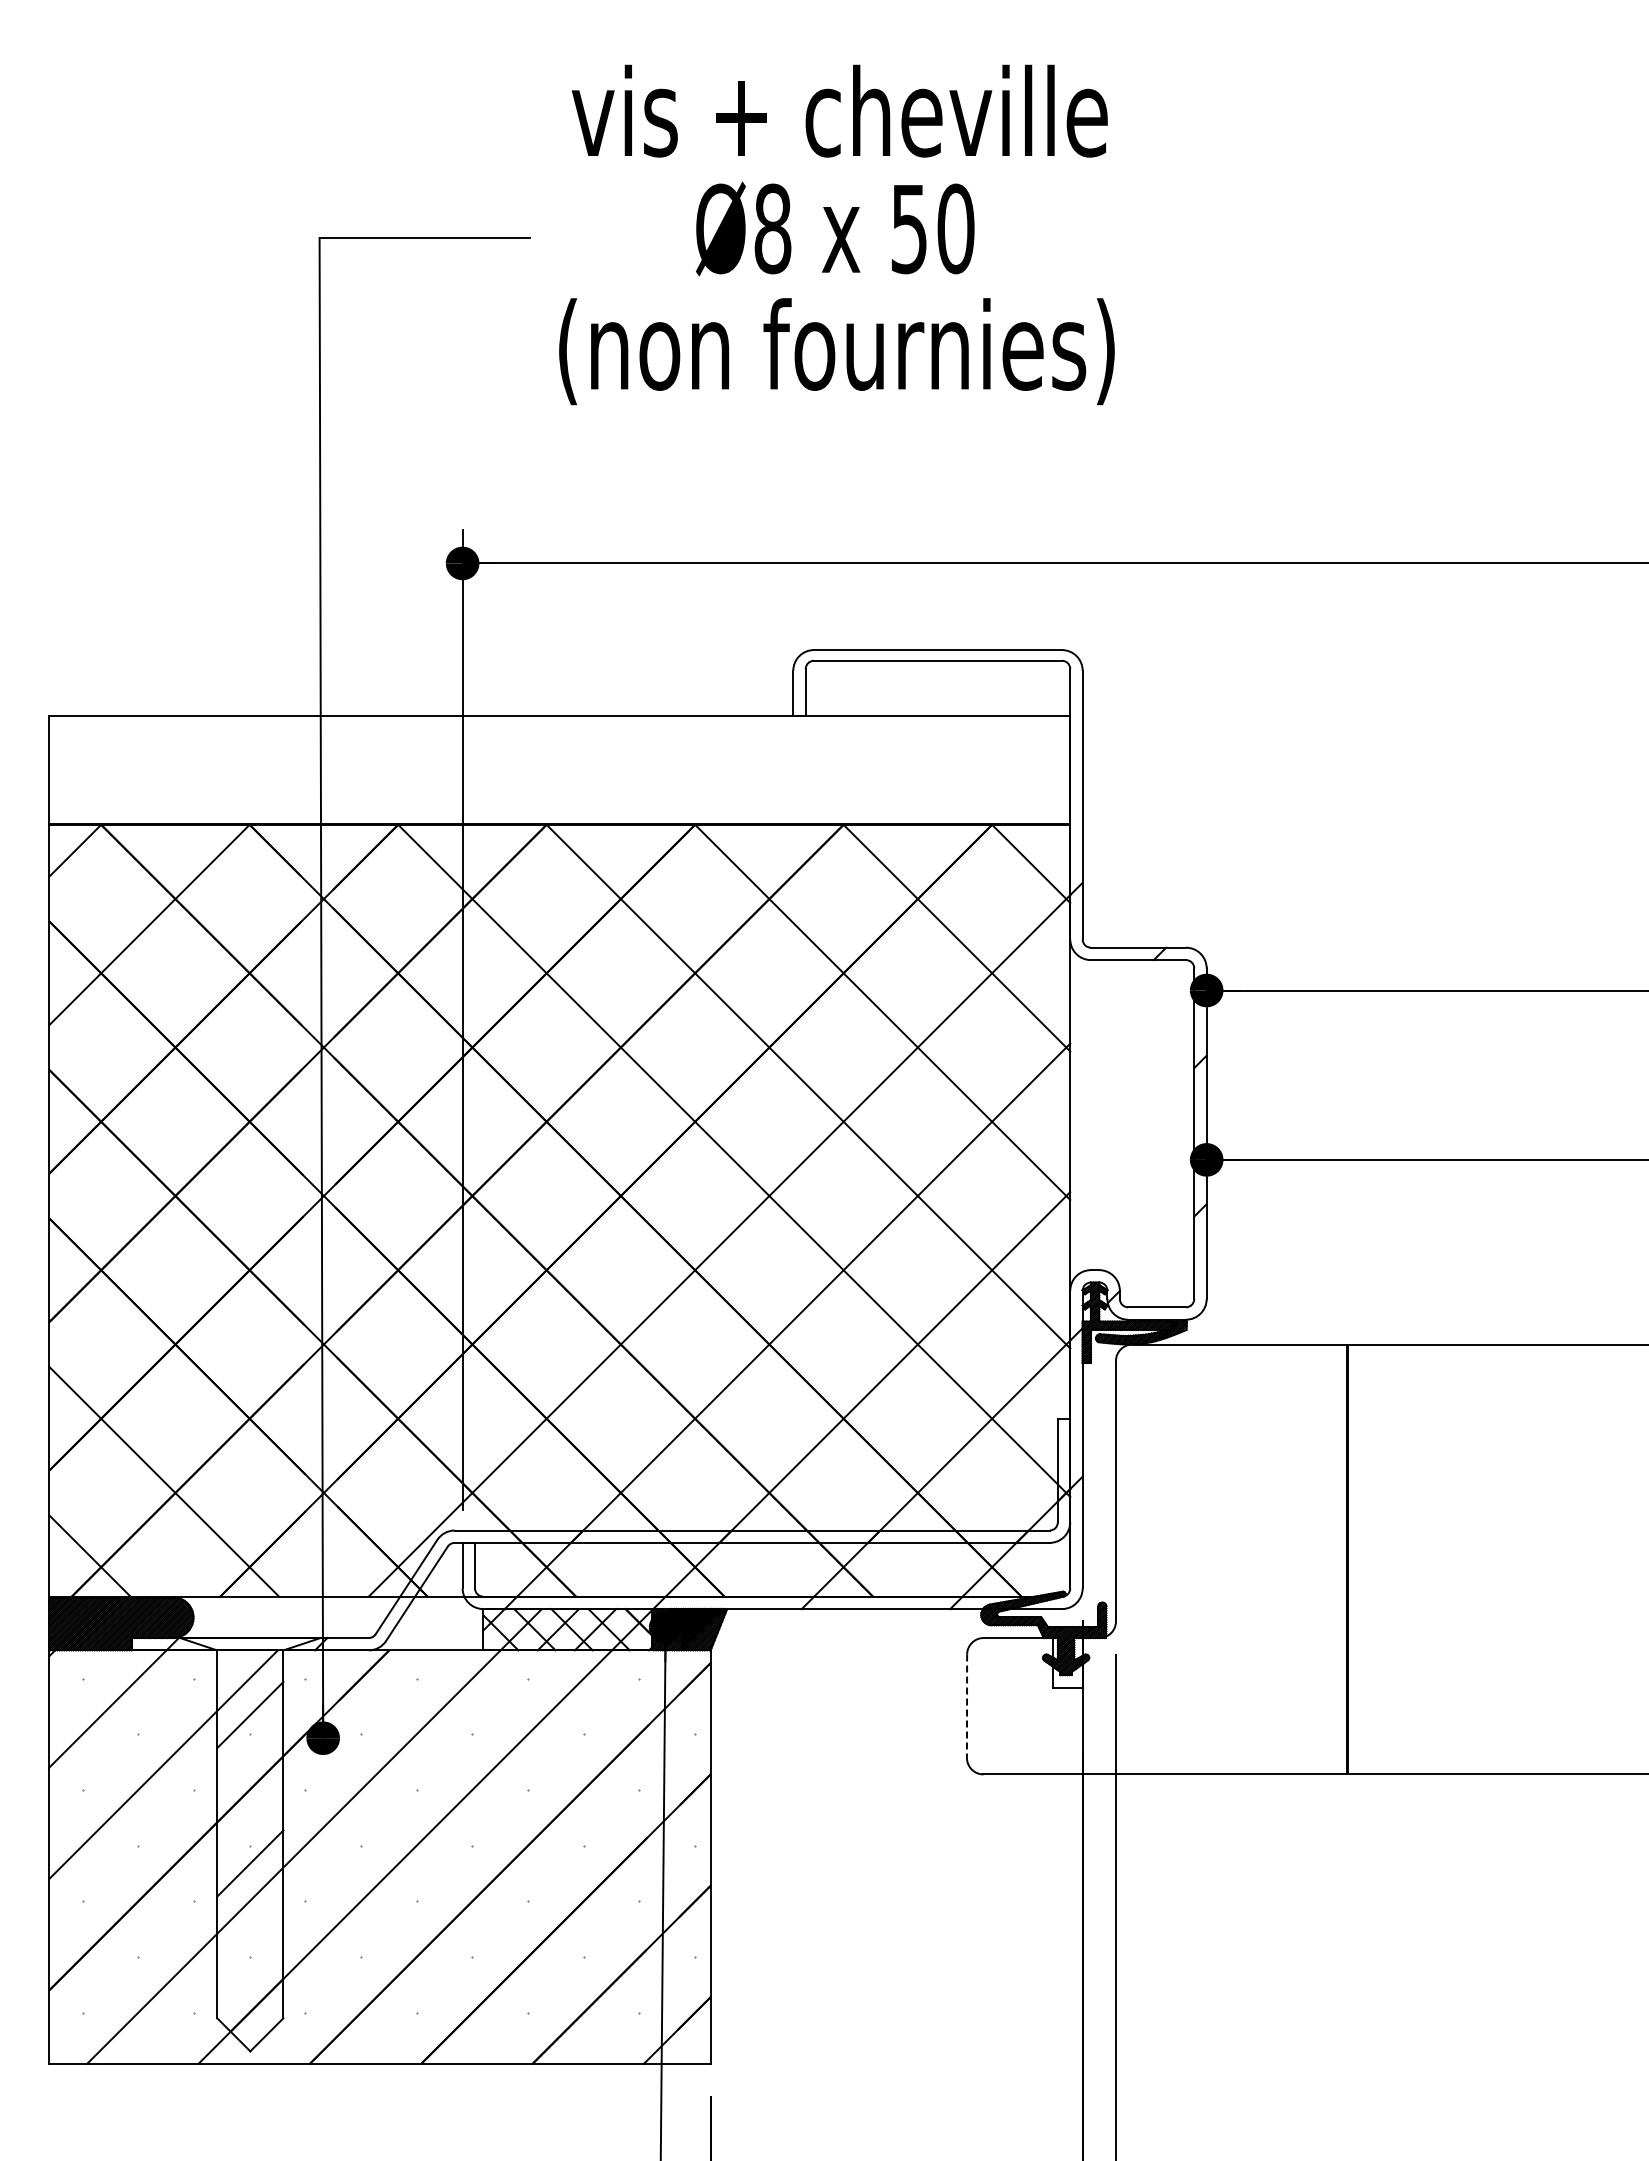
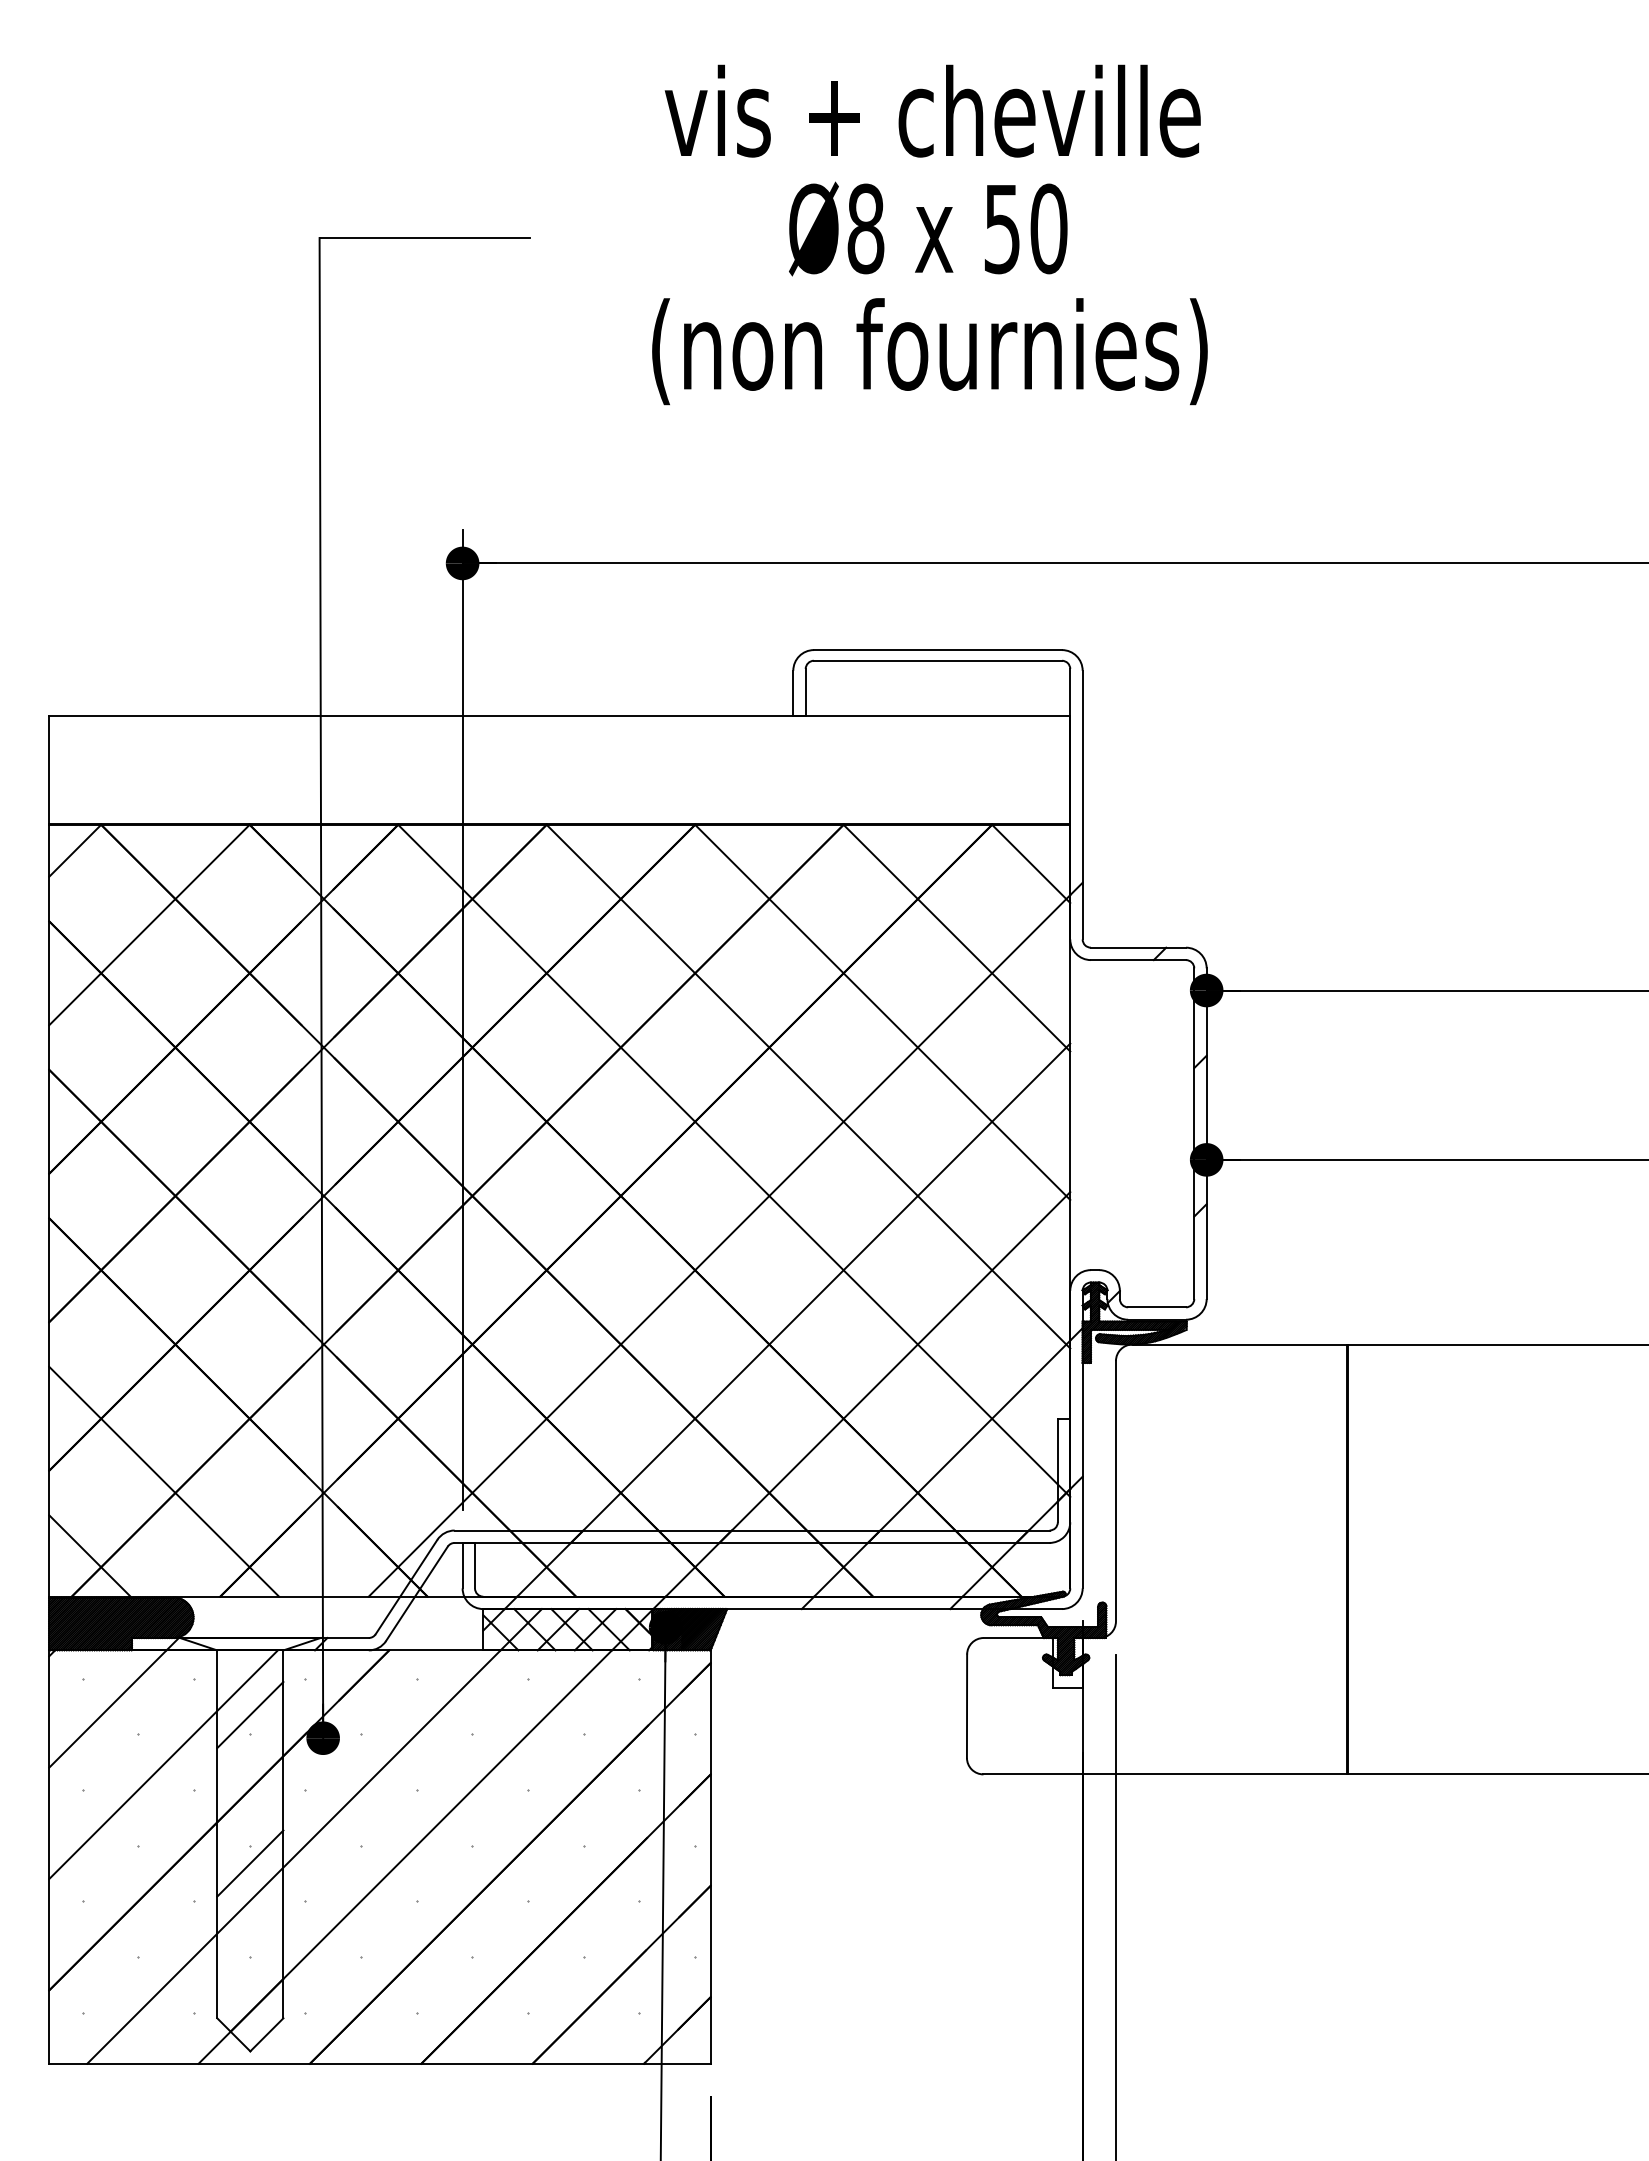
text position: (836, 234) -> (929, 234) (929, 234)
line: dashed -> solid (967, 1706)
